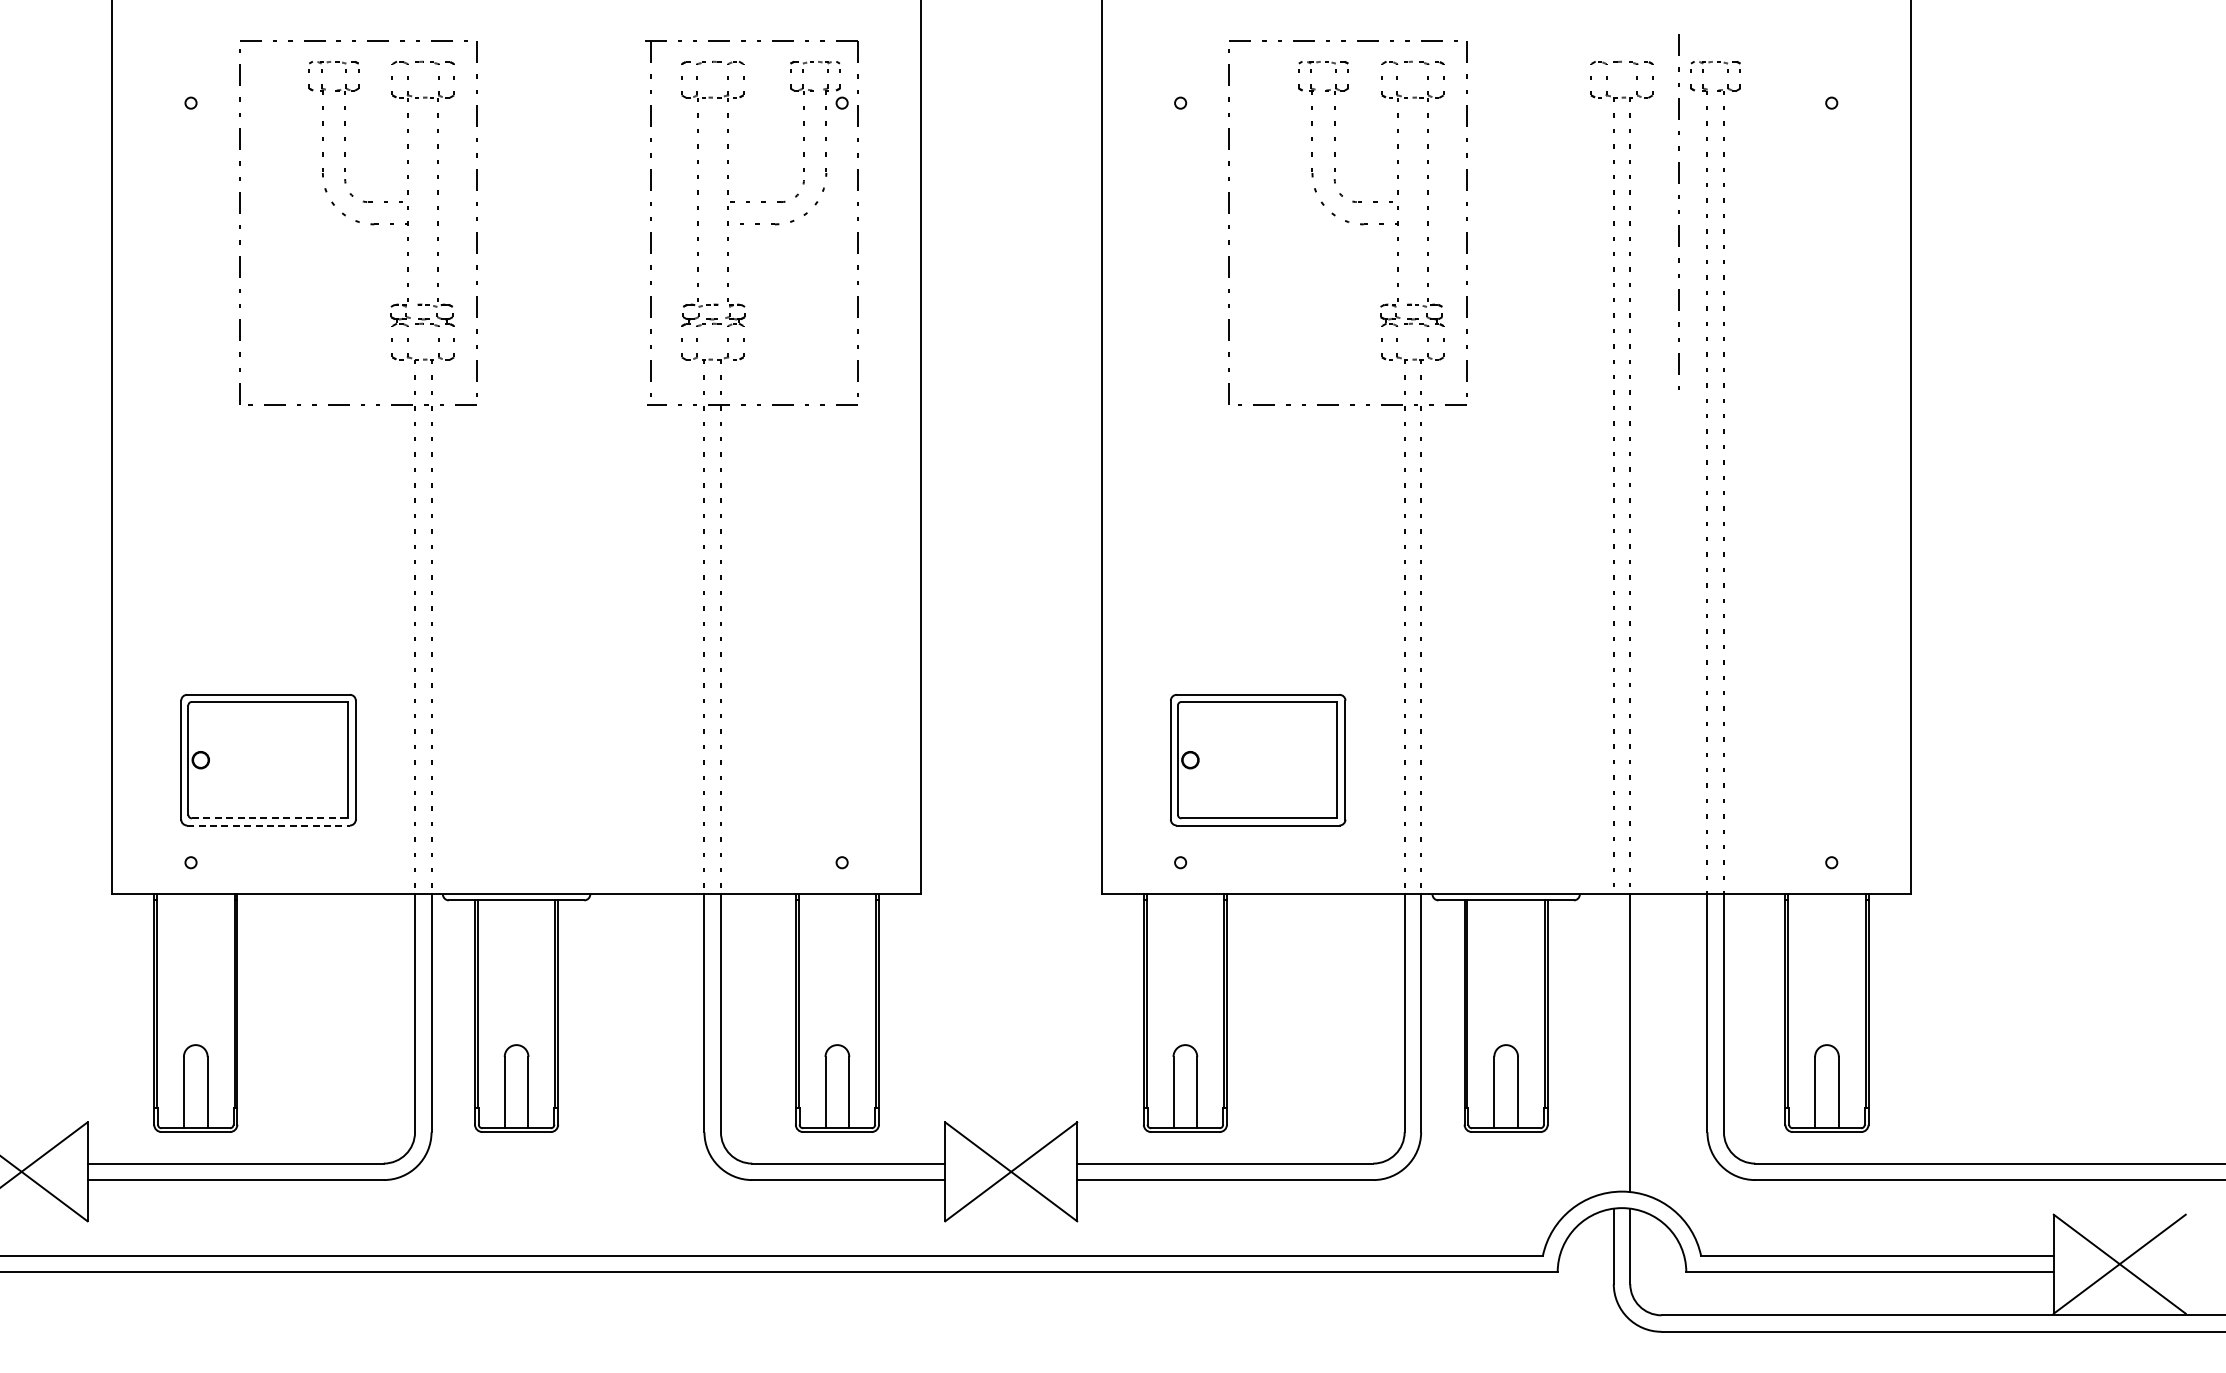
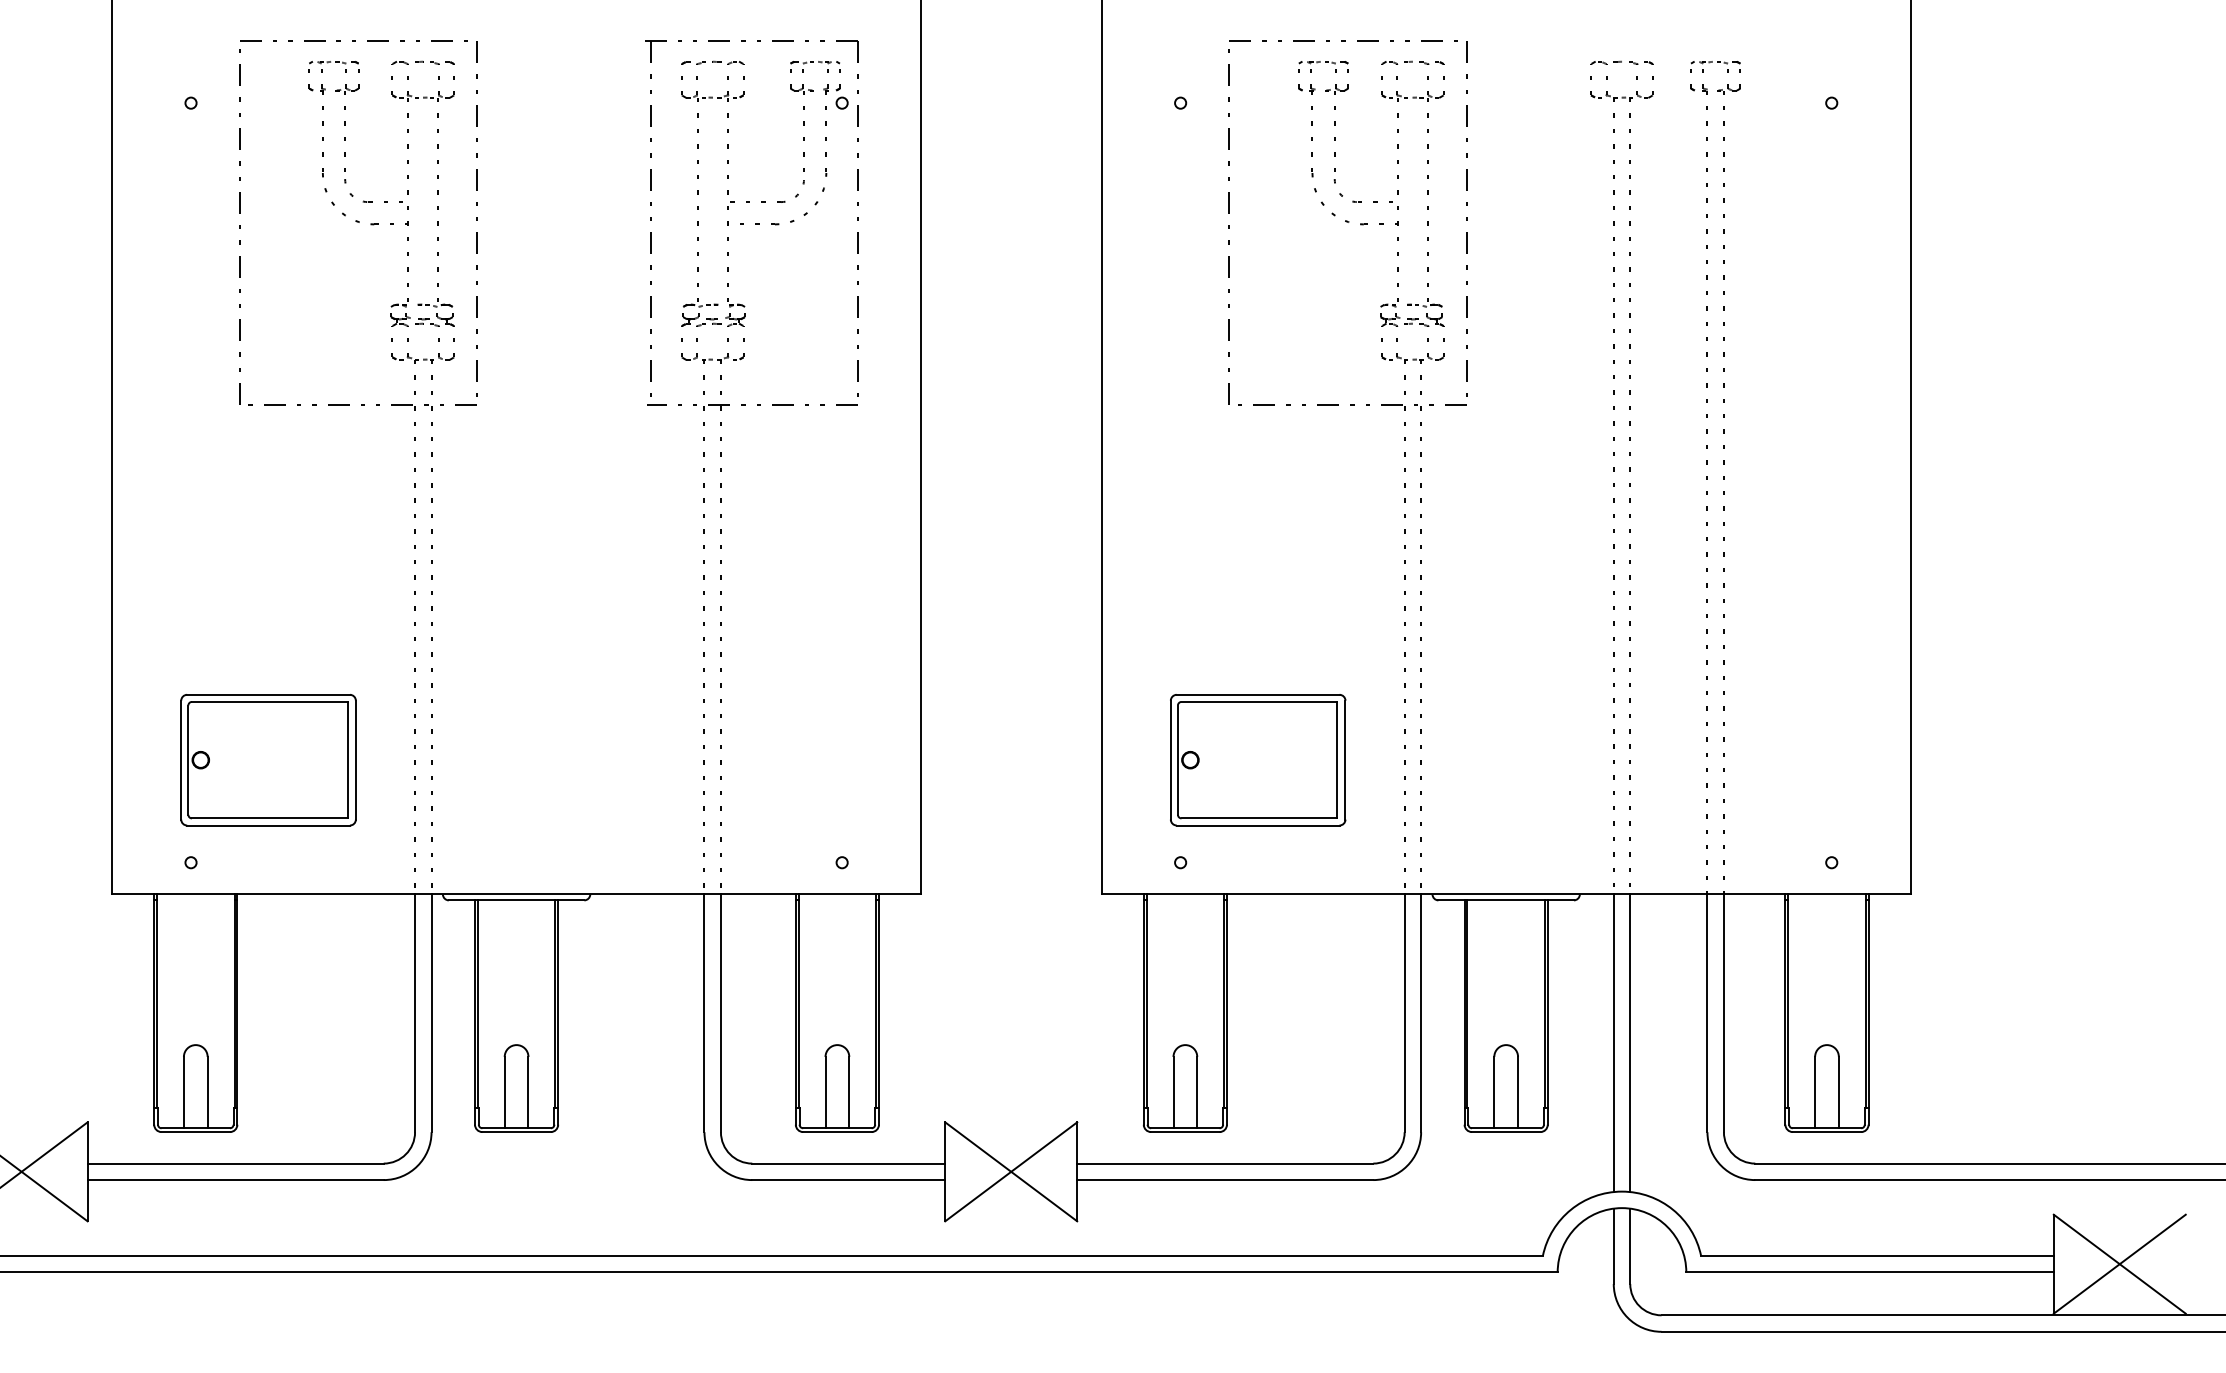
line: present -> none (1678, 211)
line: dashed -> solid (269, 818)
line: dashed -> solid (269, 825)
line: none -> present (1613, 1043)
